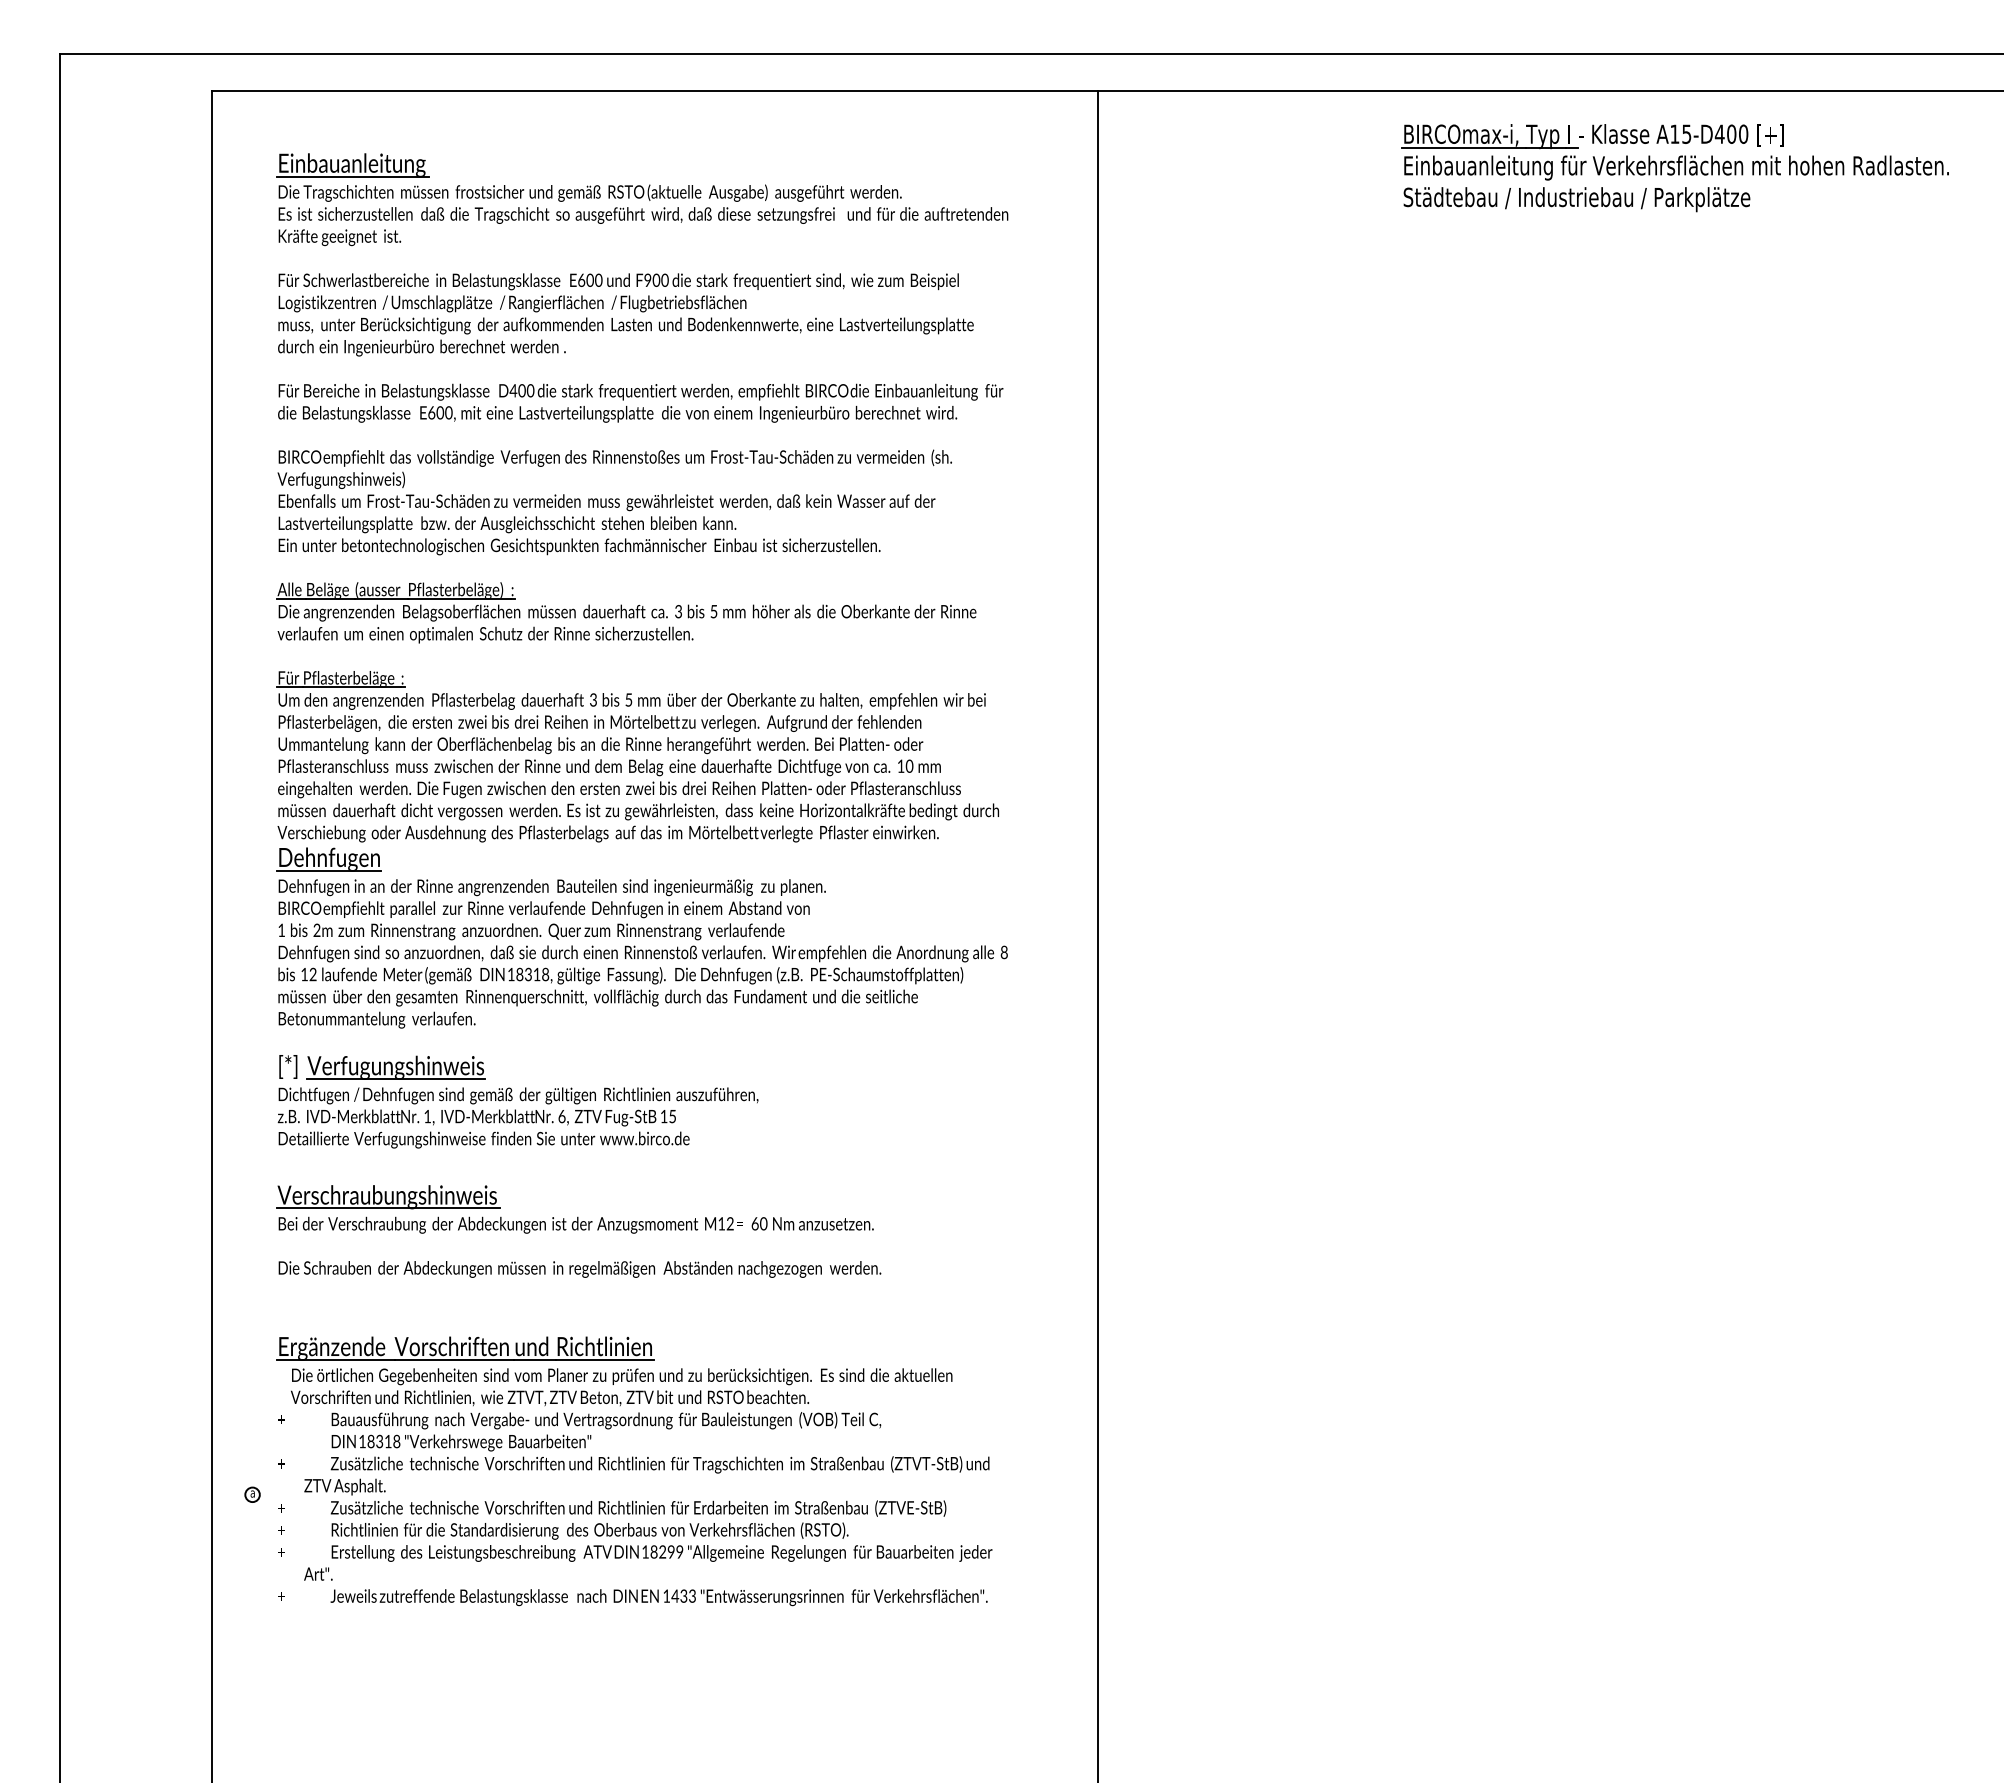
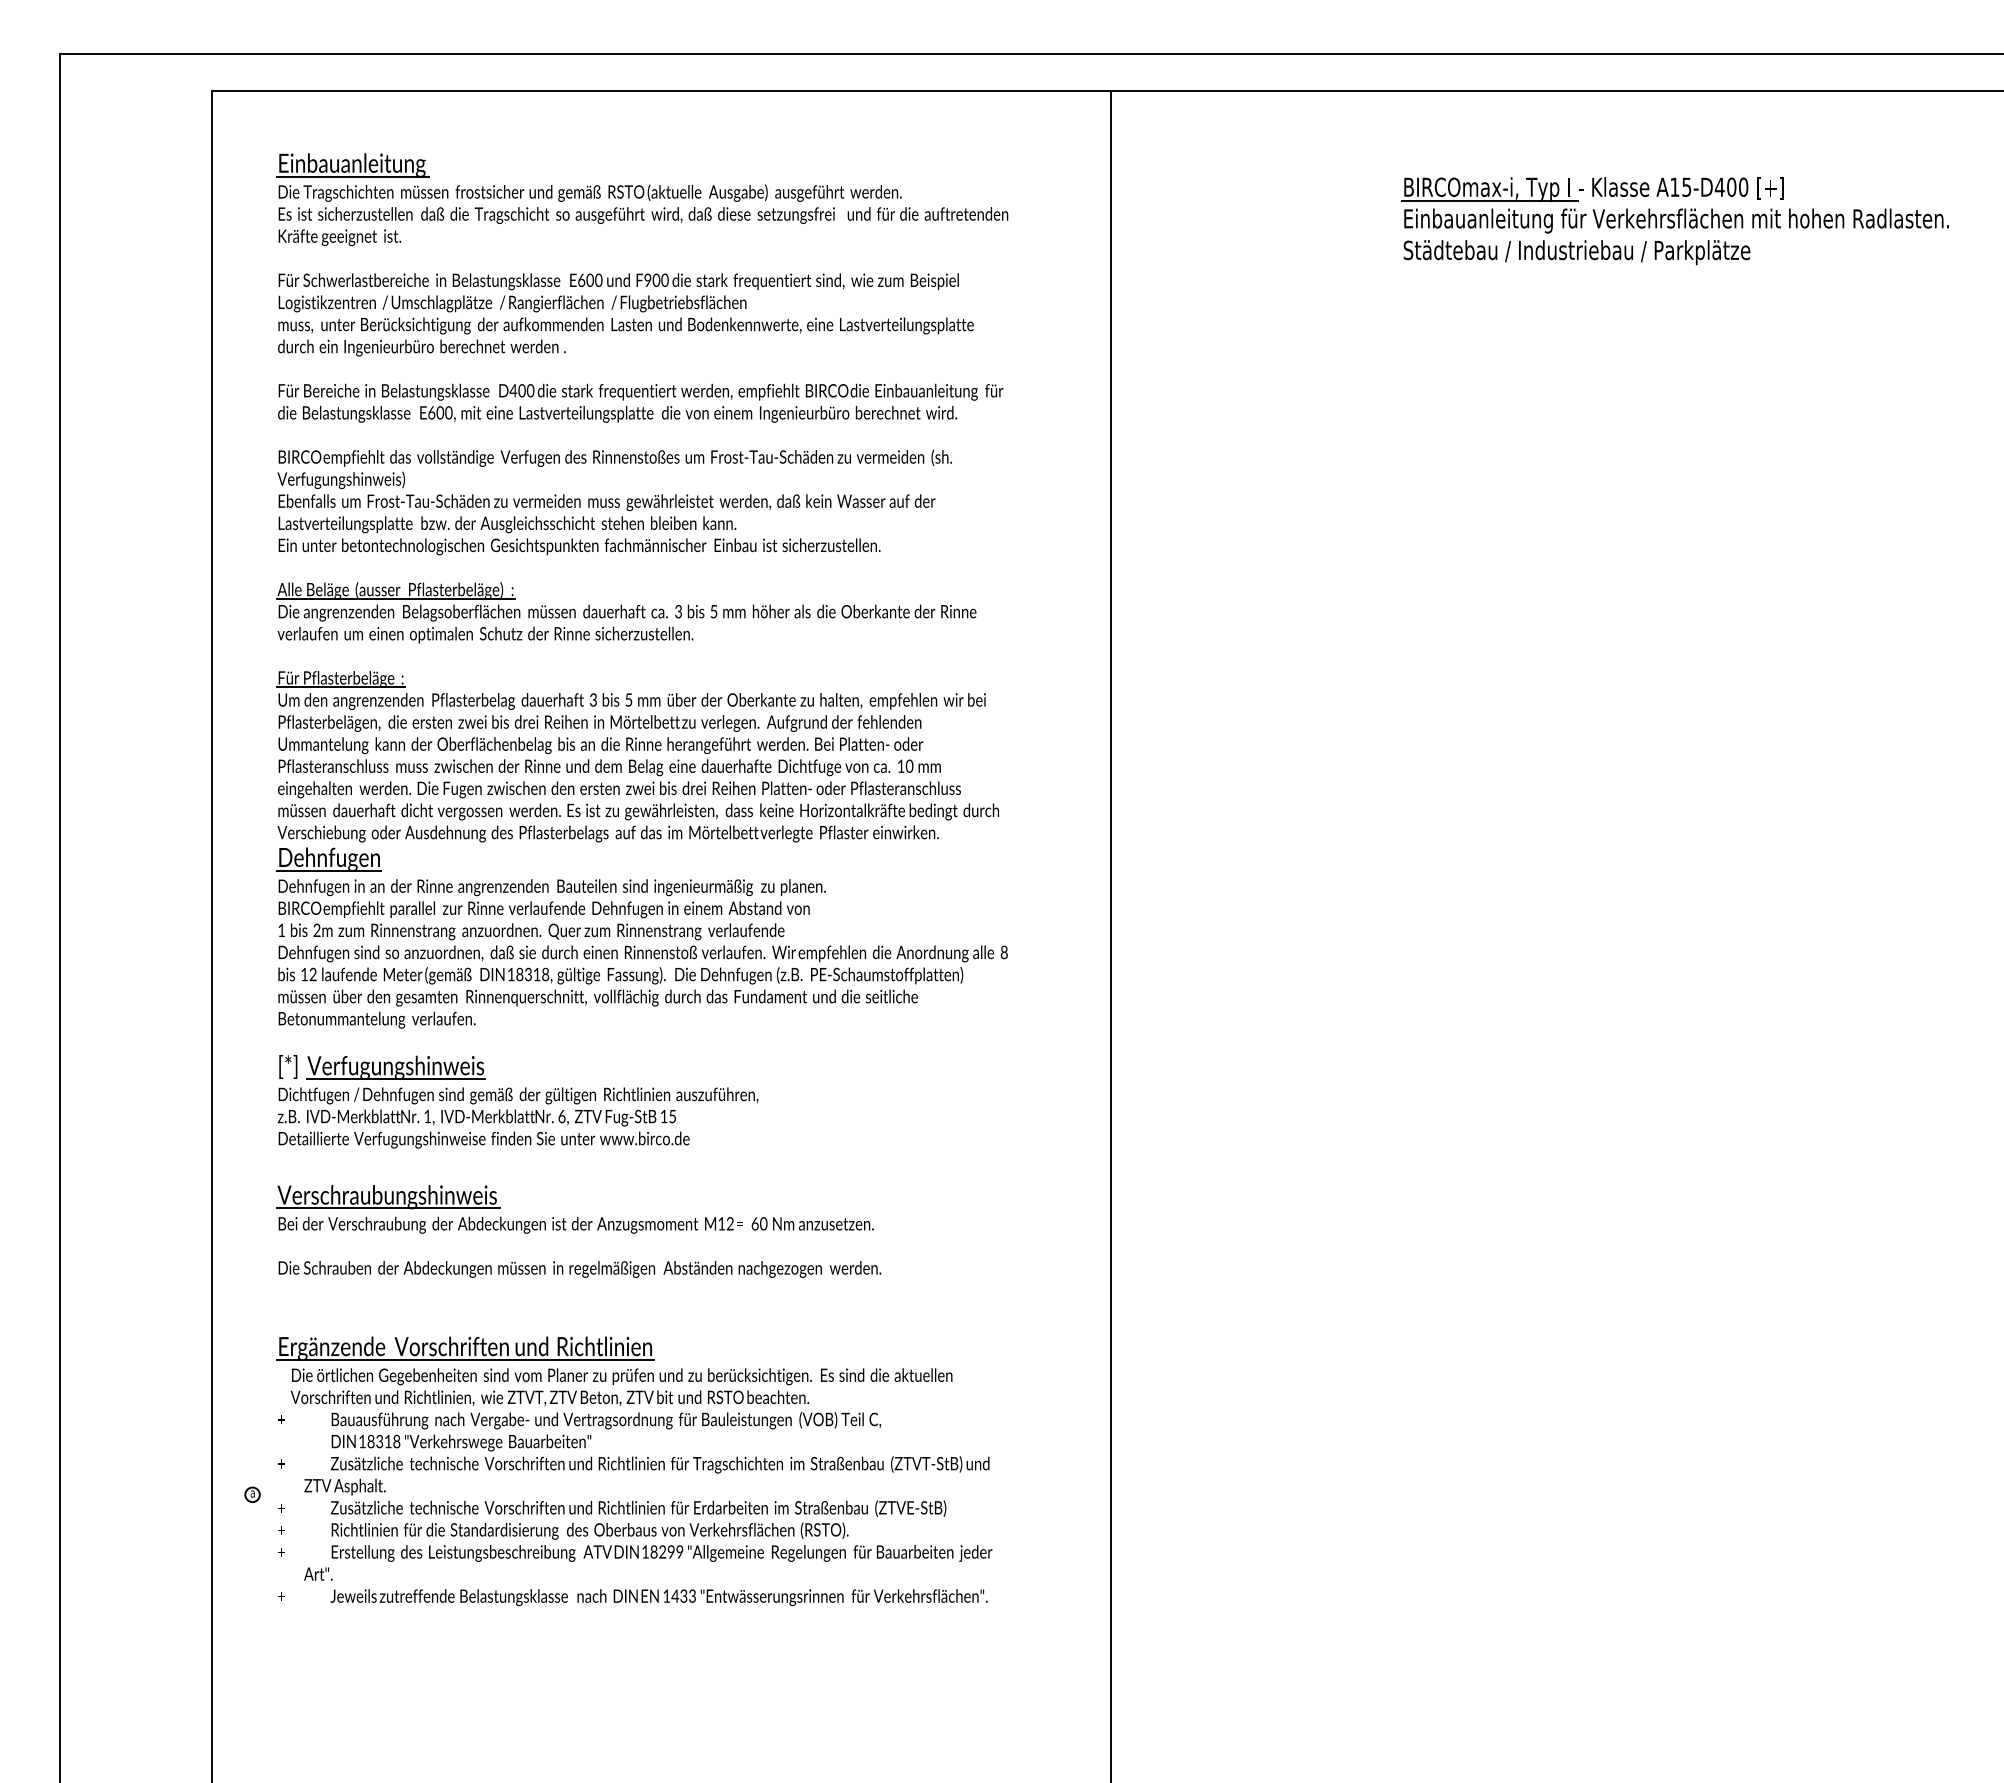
part position: (1674, 168) -> (1674, 221) (1674, 221)
line position: (1098, 935) -> (1111, 935) (1111, 935)
